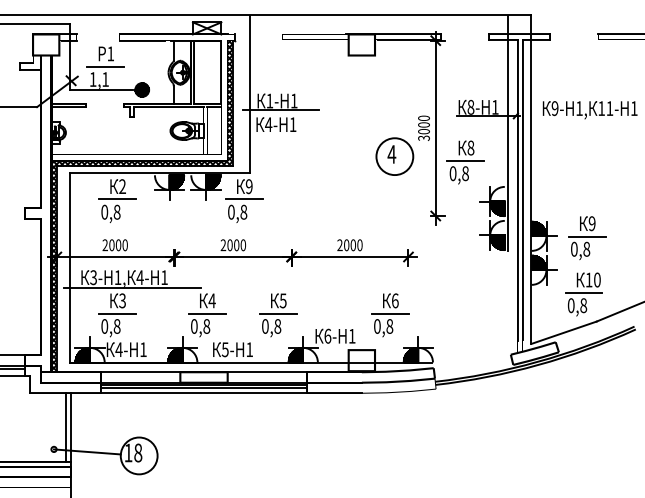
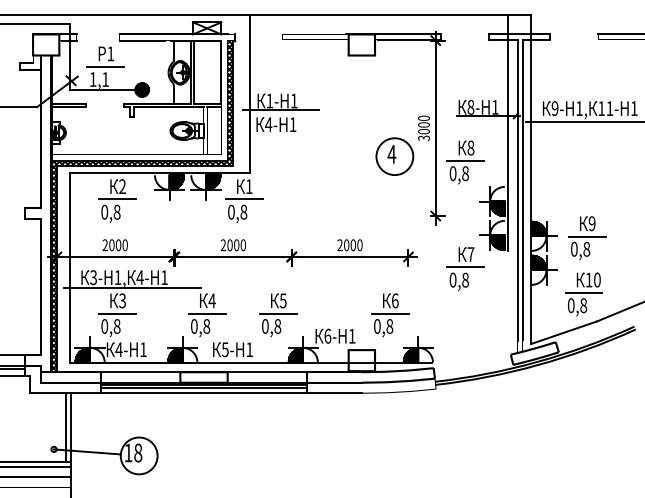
line: none -> present (583, 121)
text: 9 -> 1 (248, 186)
part: none -> present (465, 268)
